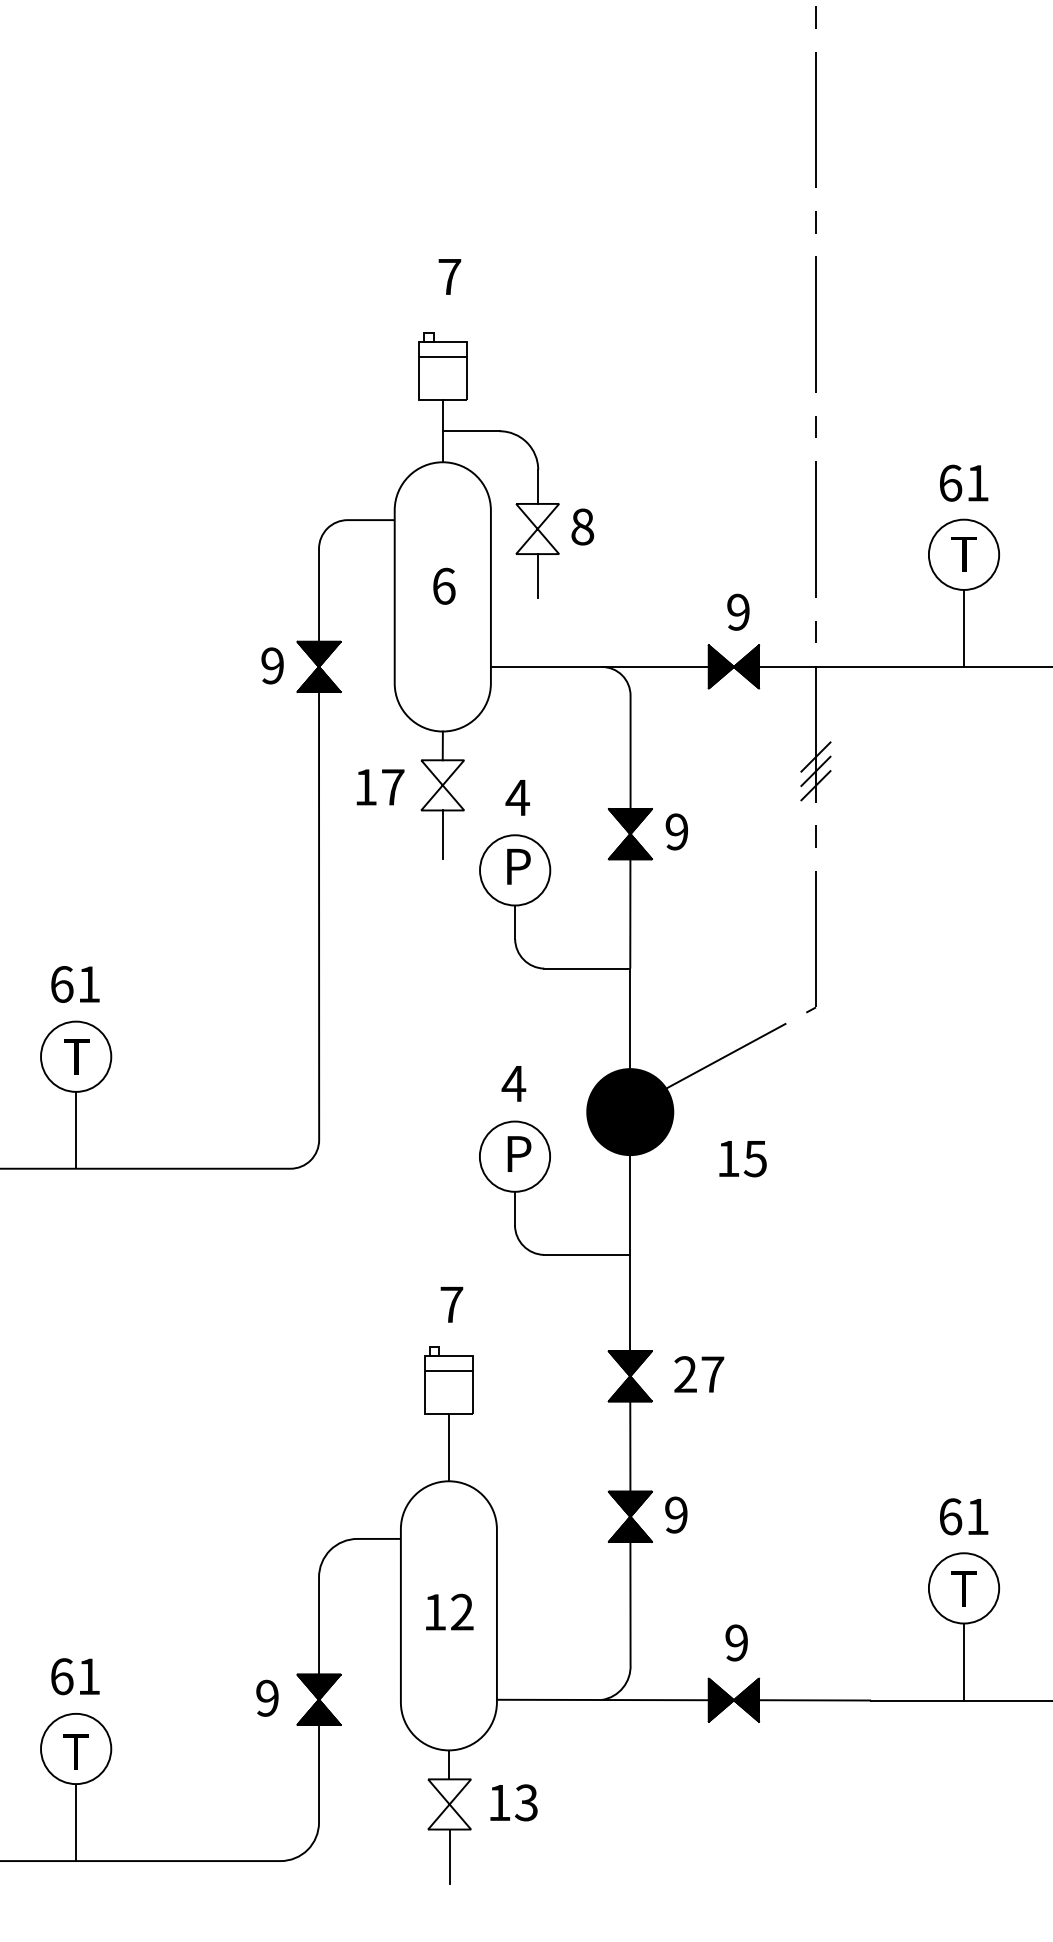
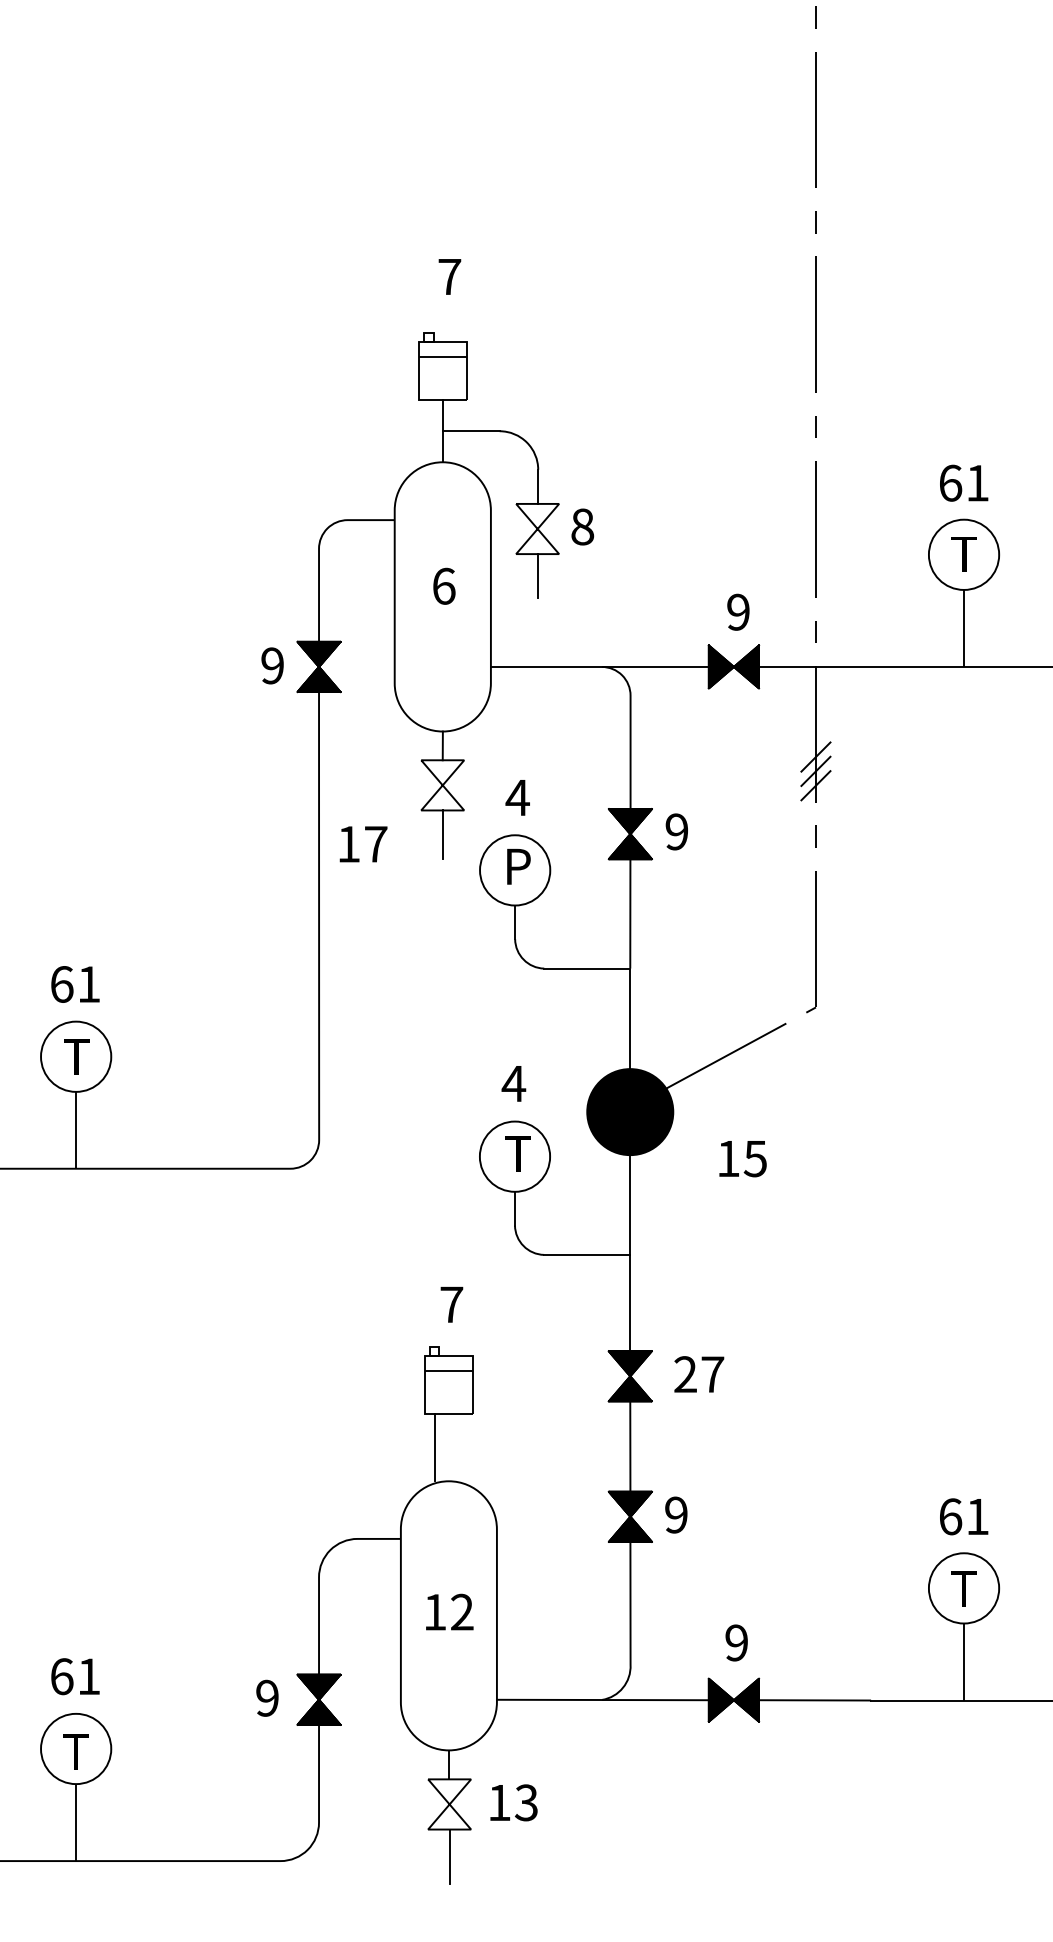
text position: (380, 787) -> (363, 844) (363, 844)
text: P -> Т (518, 1153)
line position: (448, 1447) -> (434, 1447) (434, 1447)
